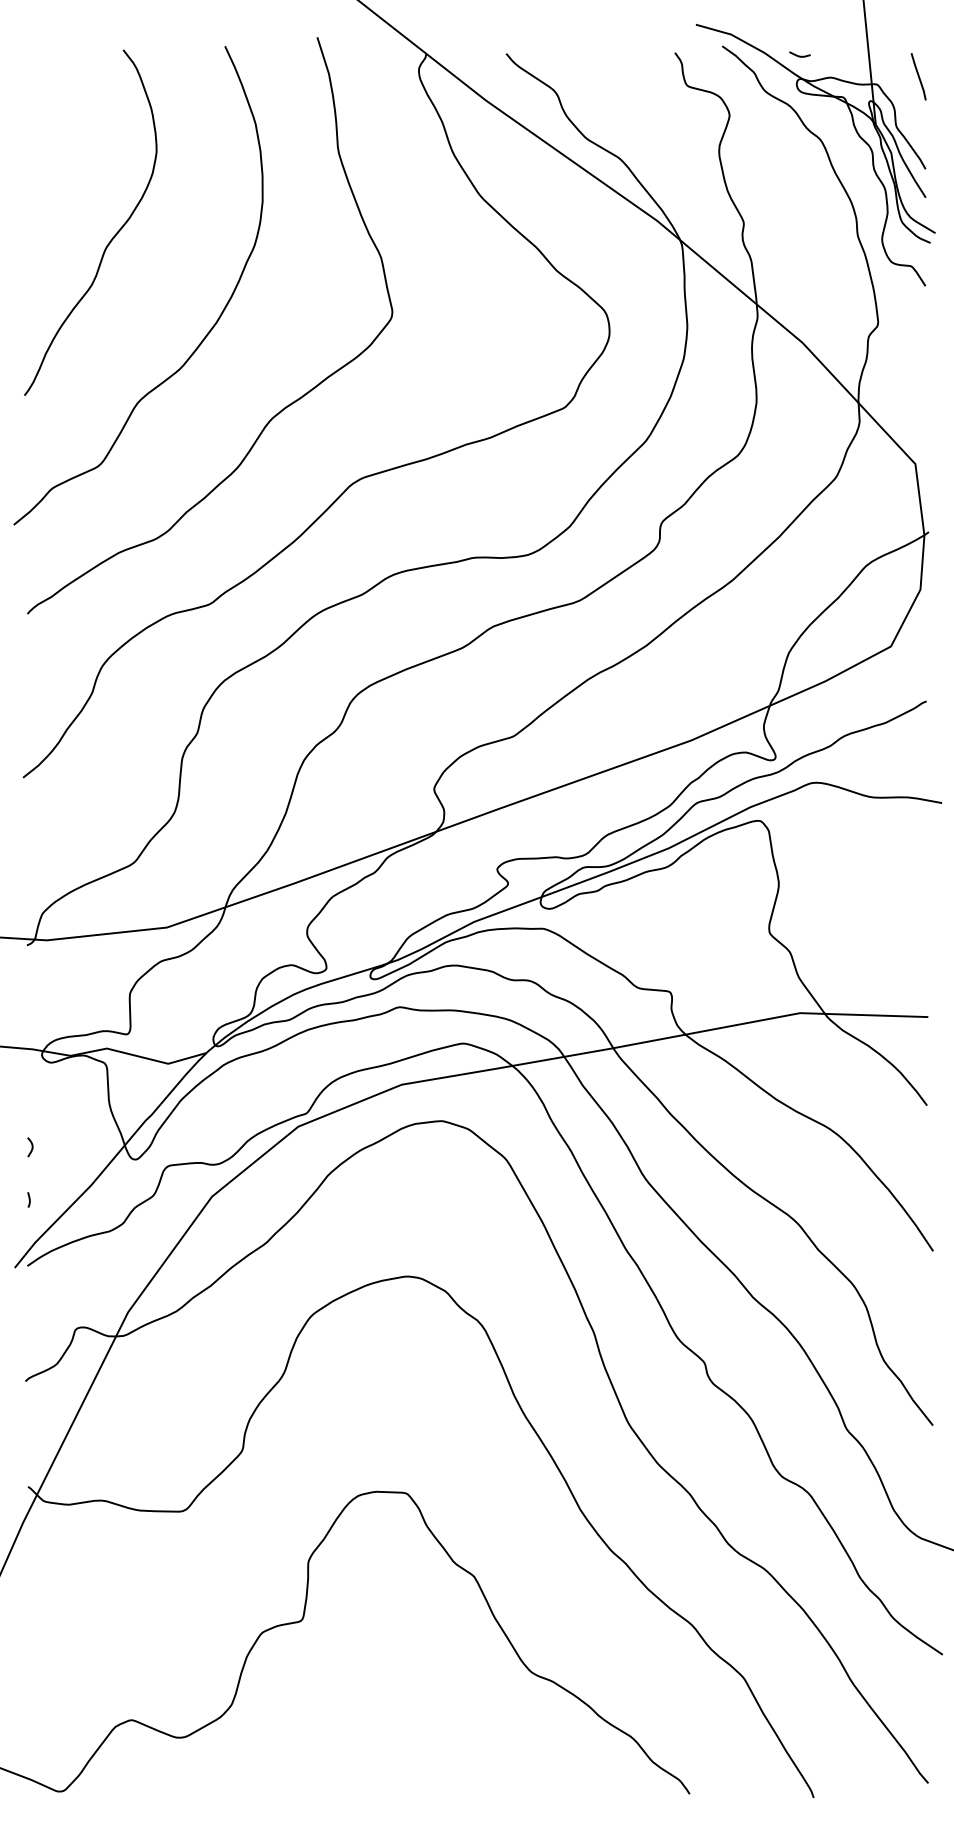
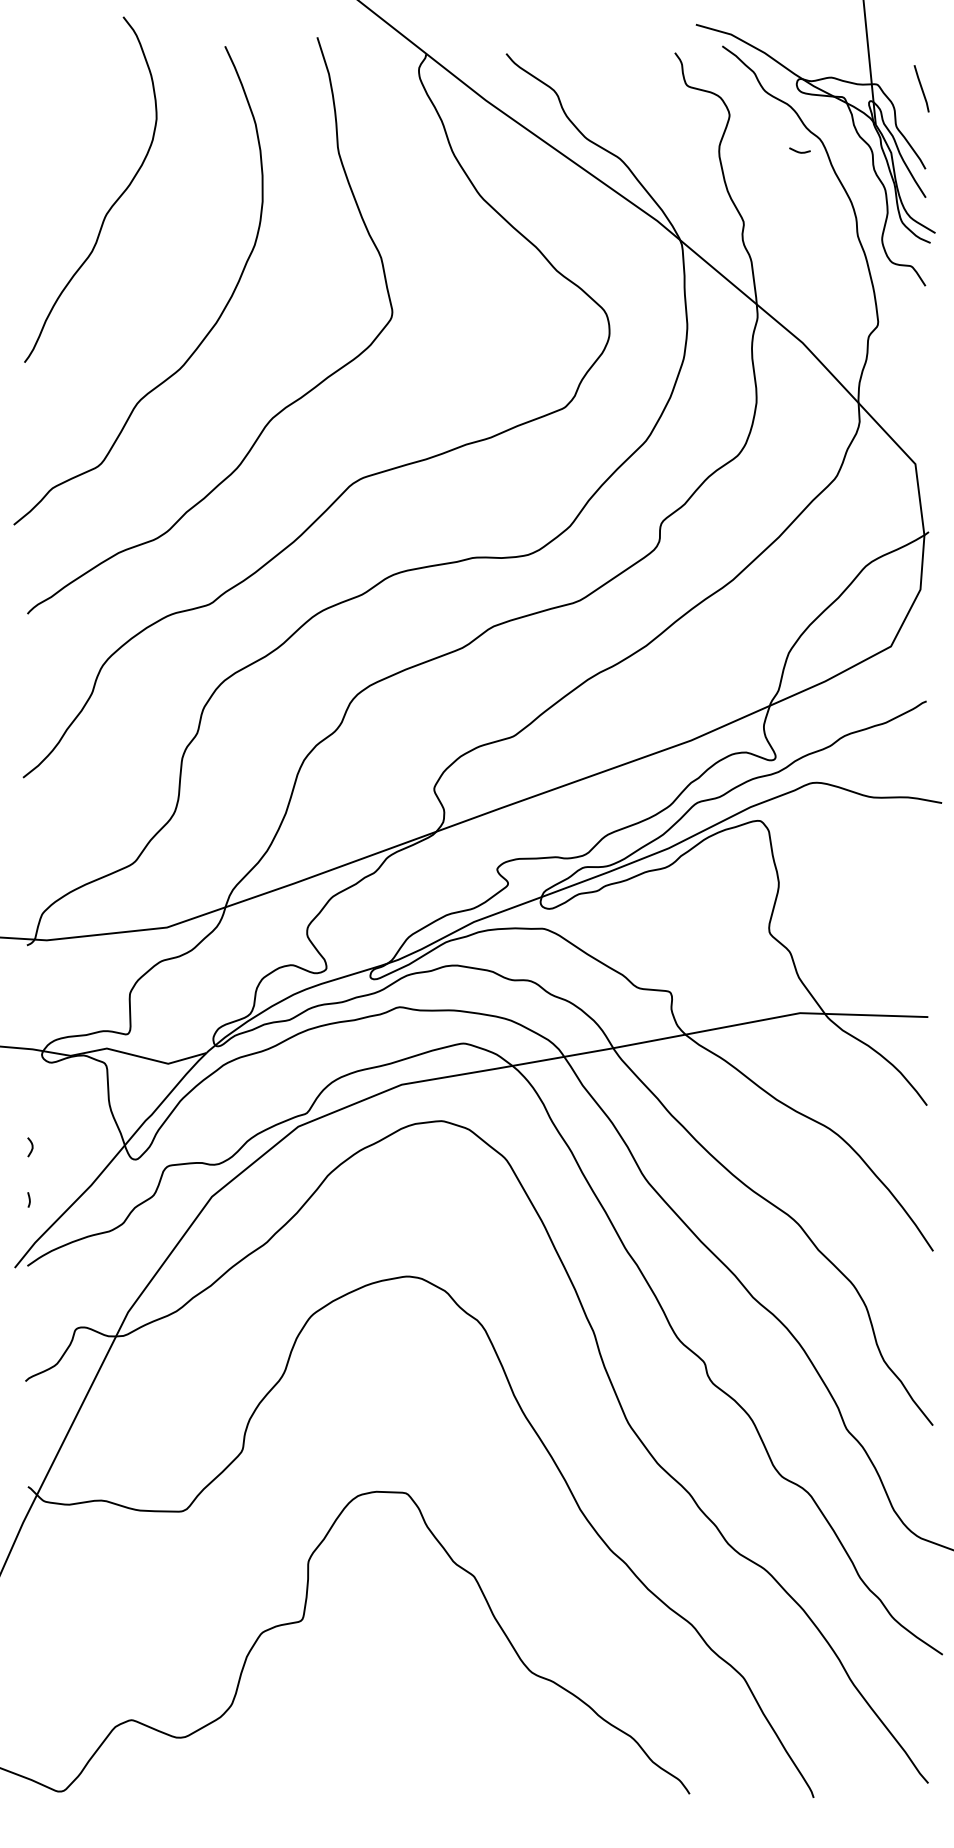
curve position: (799, 55) -> (799, 151) (799, 151)
line position: (918, 76) -> (921, 88) (921, 88)
curve position: (111, 238) -> (111, 205) (111, 205)
